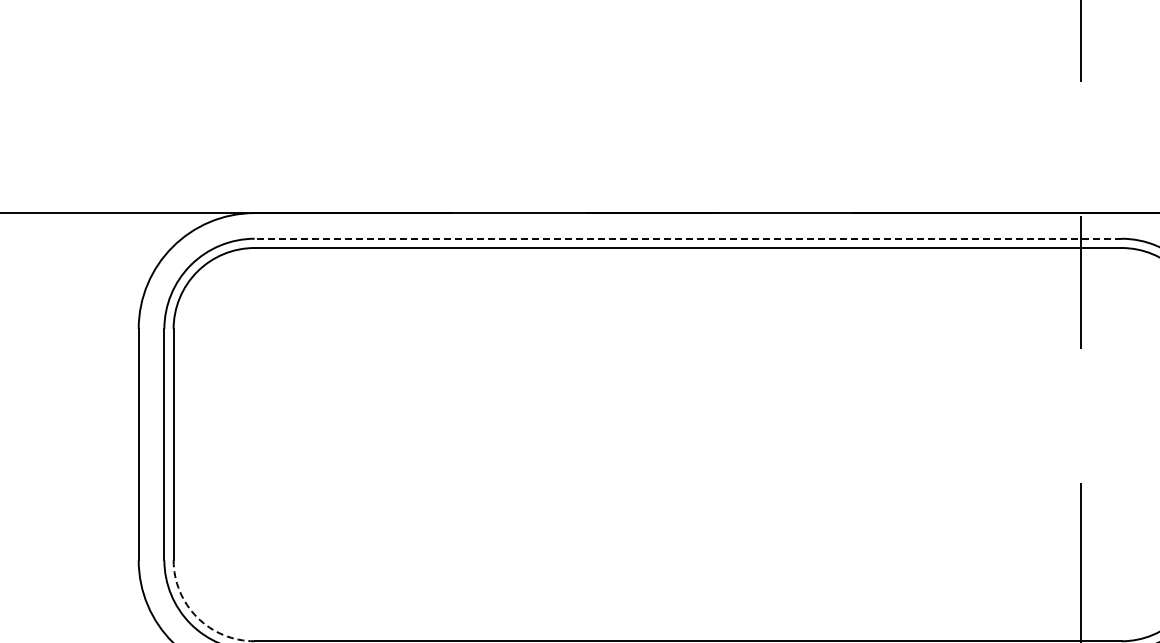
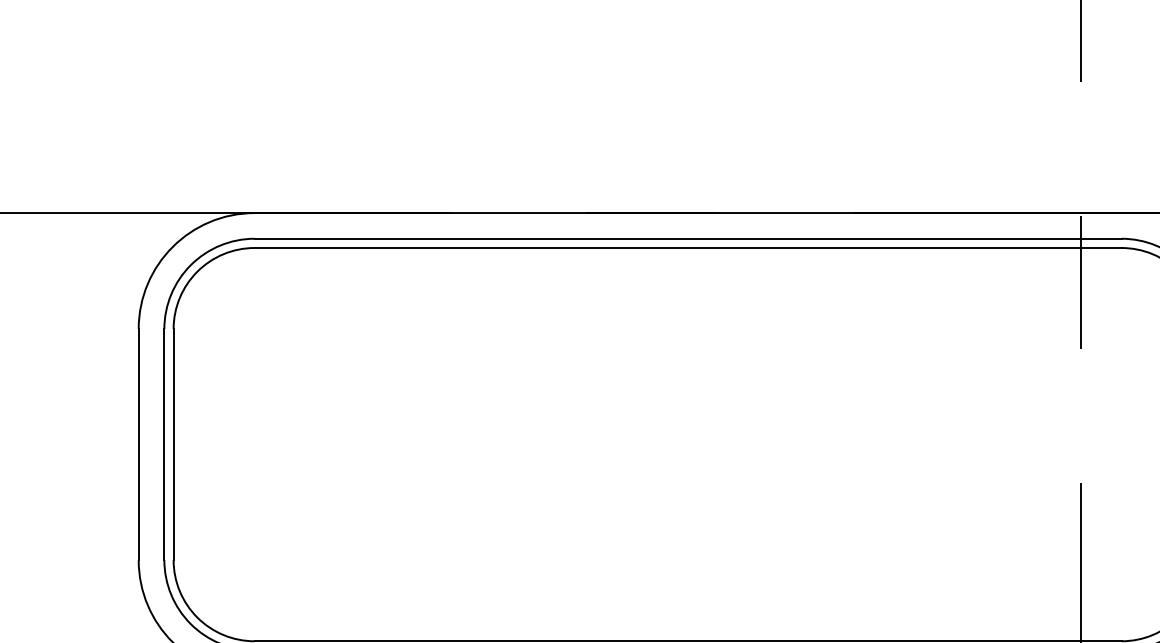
line: dashed -> solid (687, 238)
arc: dashed -> solid (197, 617)
